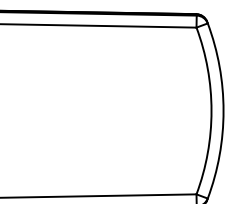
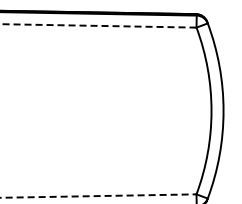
line: solid -> dashed (98, 25)
line: solid -> dashed (98, 196)
